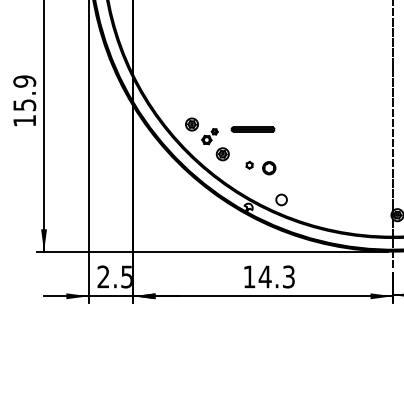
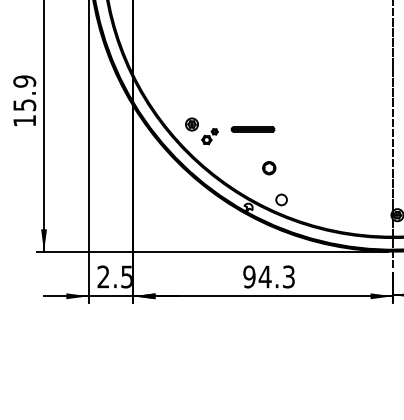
part: present -> none (222, 154)
part: present -> none (249, 164)
text: 14.3 -> 94.3 (249, 276)
